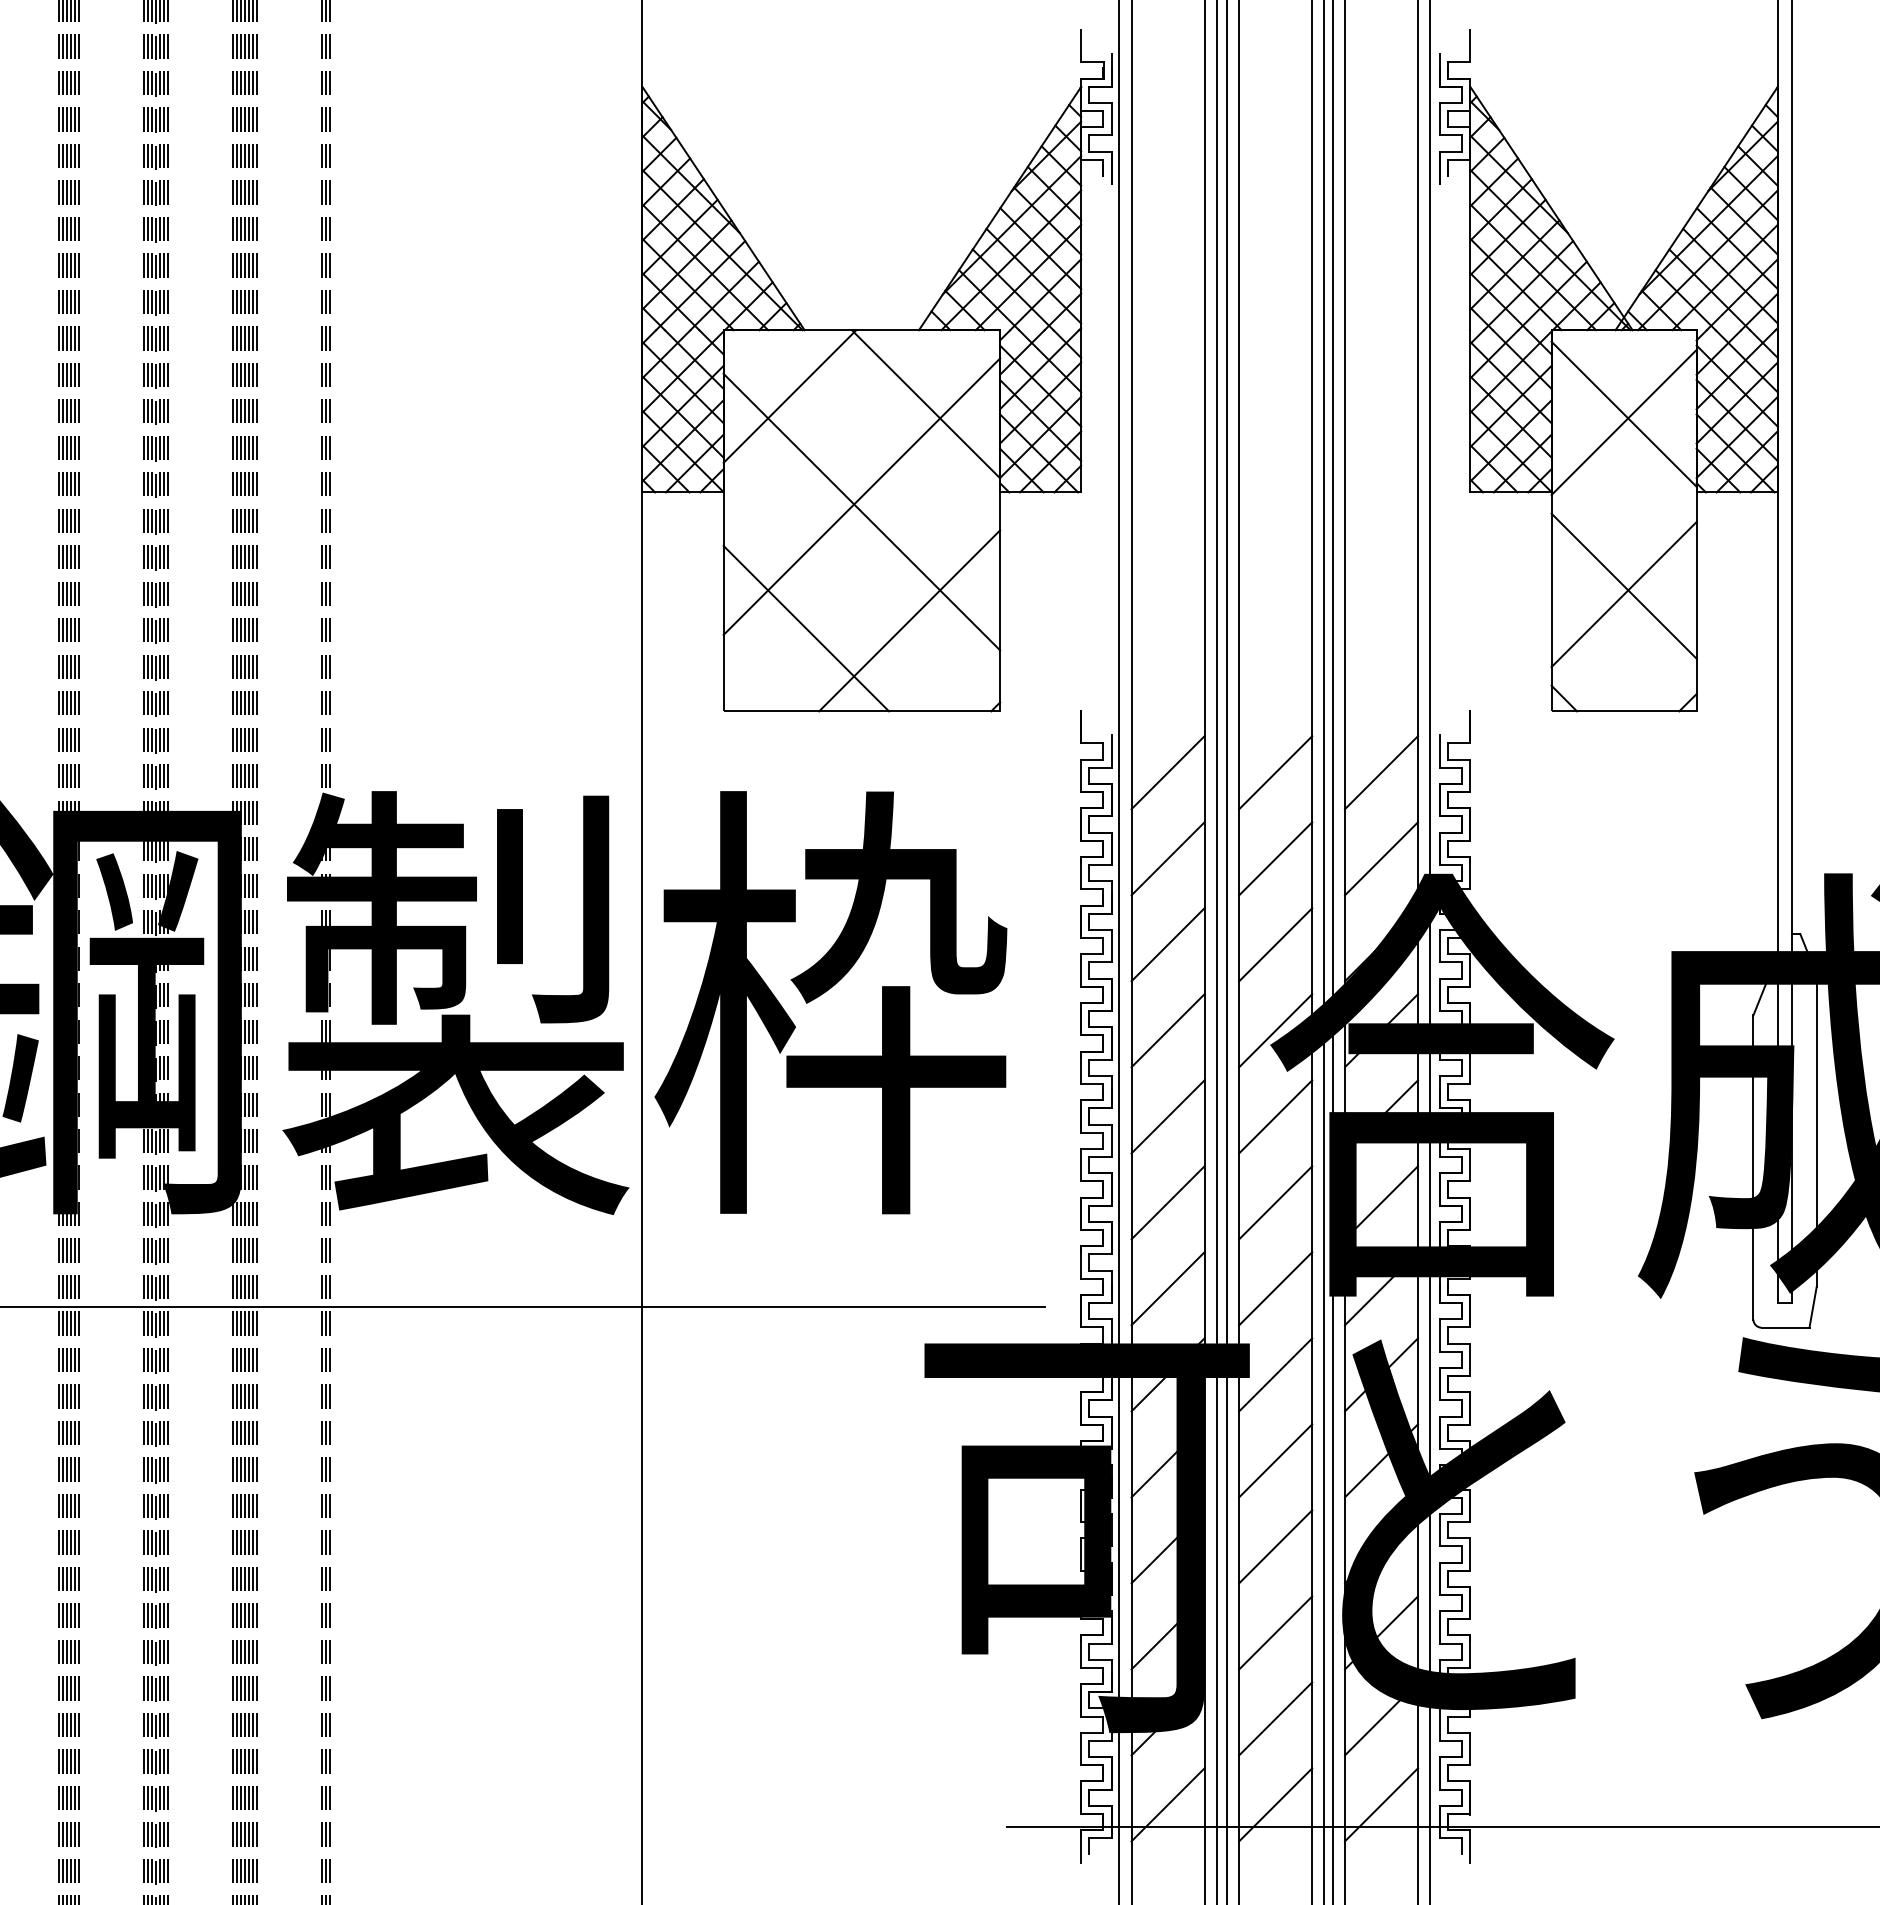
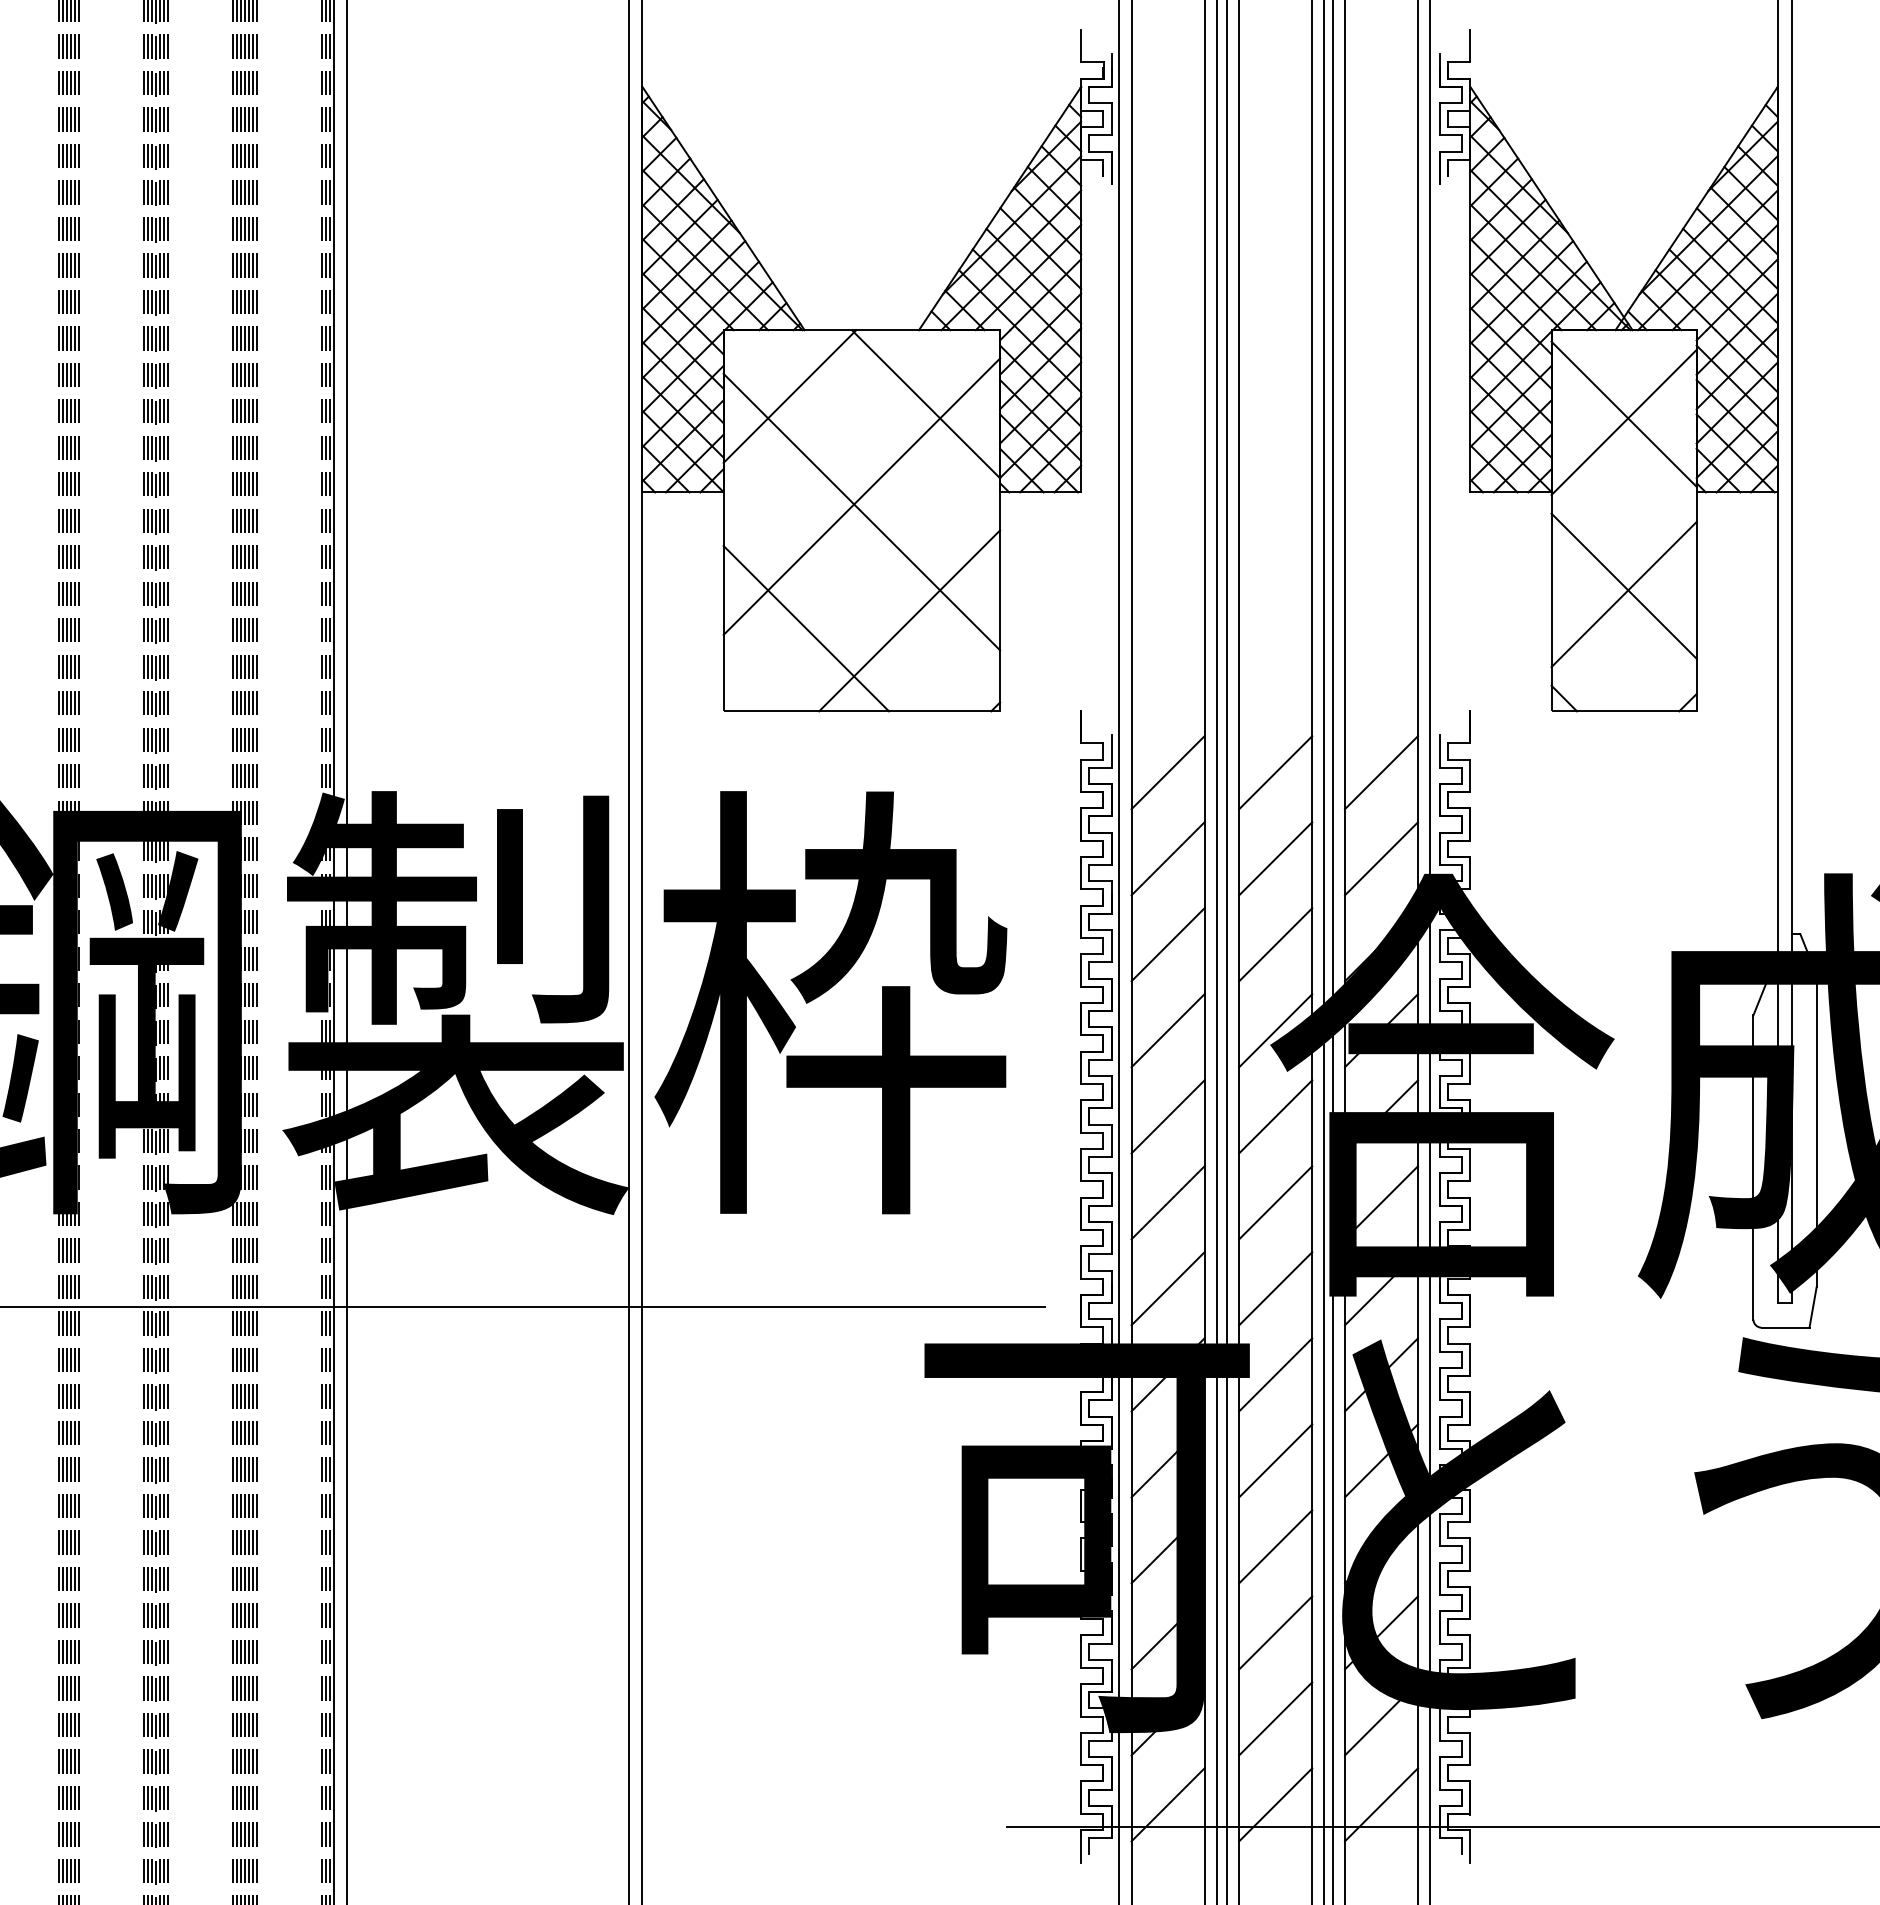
line: none -> present (334, 951)
line: none -> present (347, 951)
line: none -> present (629, 951)
